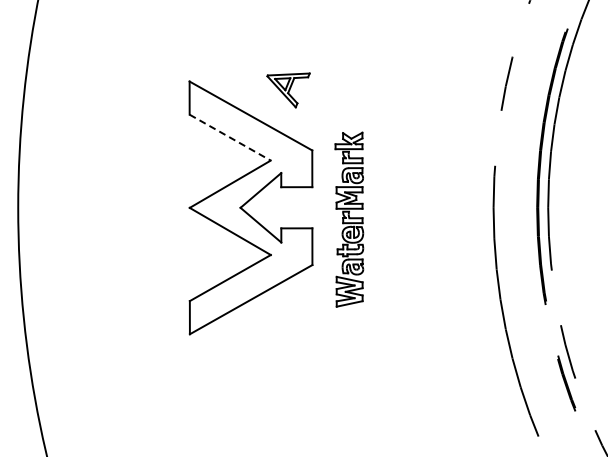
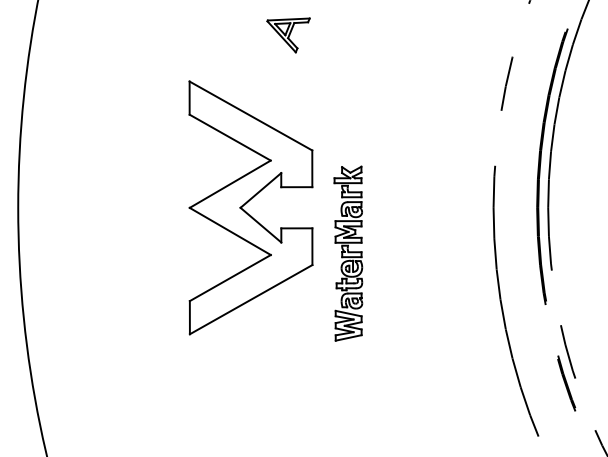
part position: (288, 90) -> (288, 35) (288, 35)
line: dashed -> solid (230, 137)
part position: (349, 219) -> (348, 253) (348, 253)
